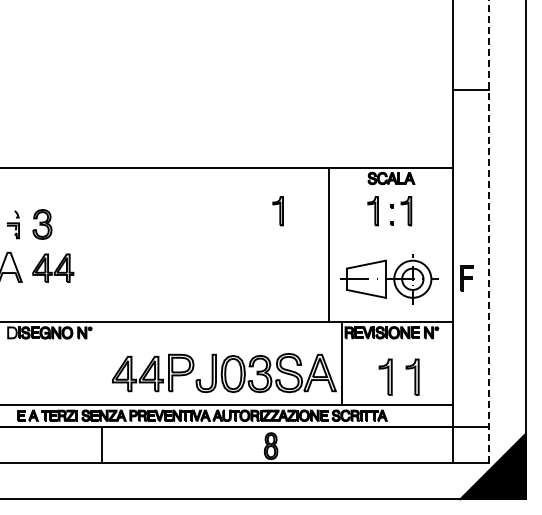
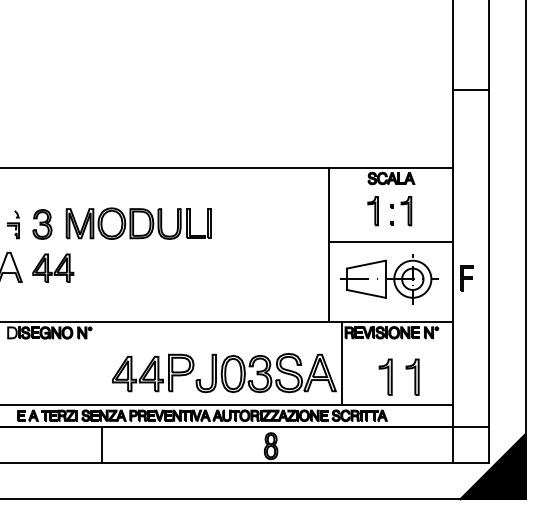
part: present -> none (277, 211)
part: none -> present (138, 223)
line: dashed -> solid (489, 231)
line: none -> present (390, 241)
